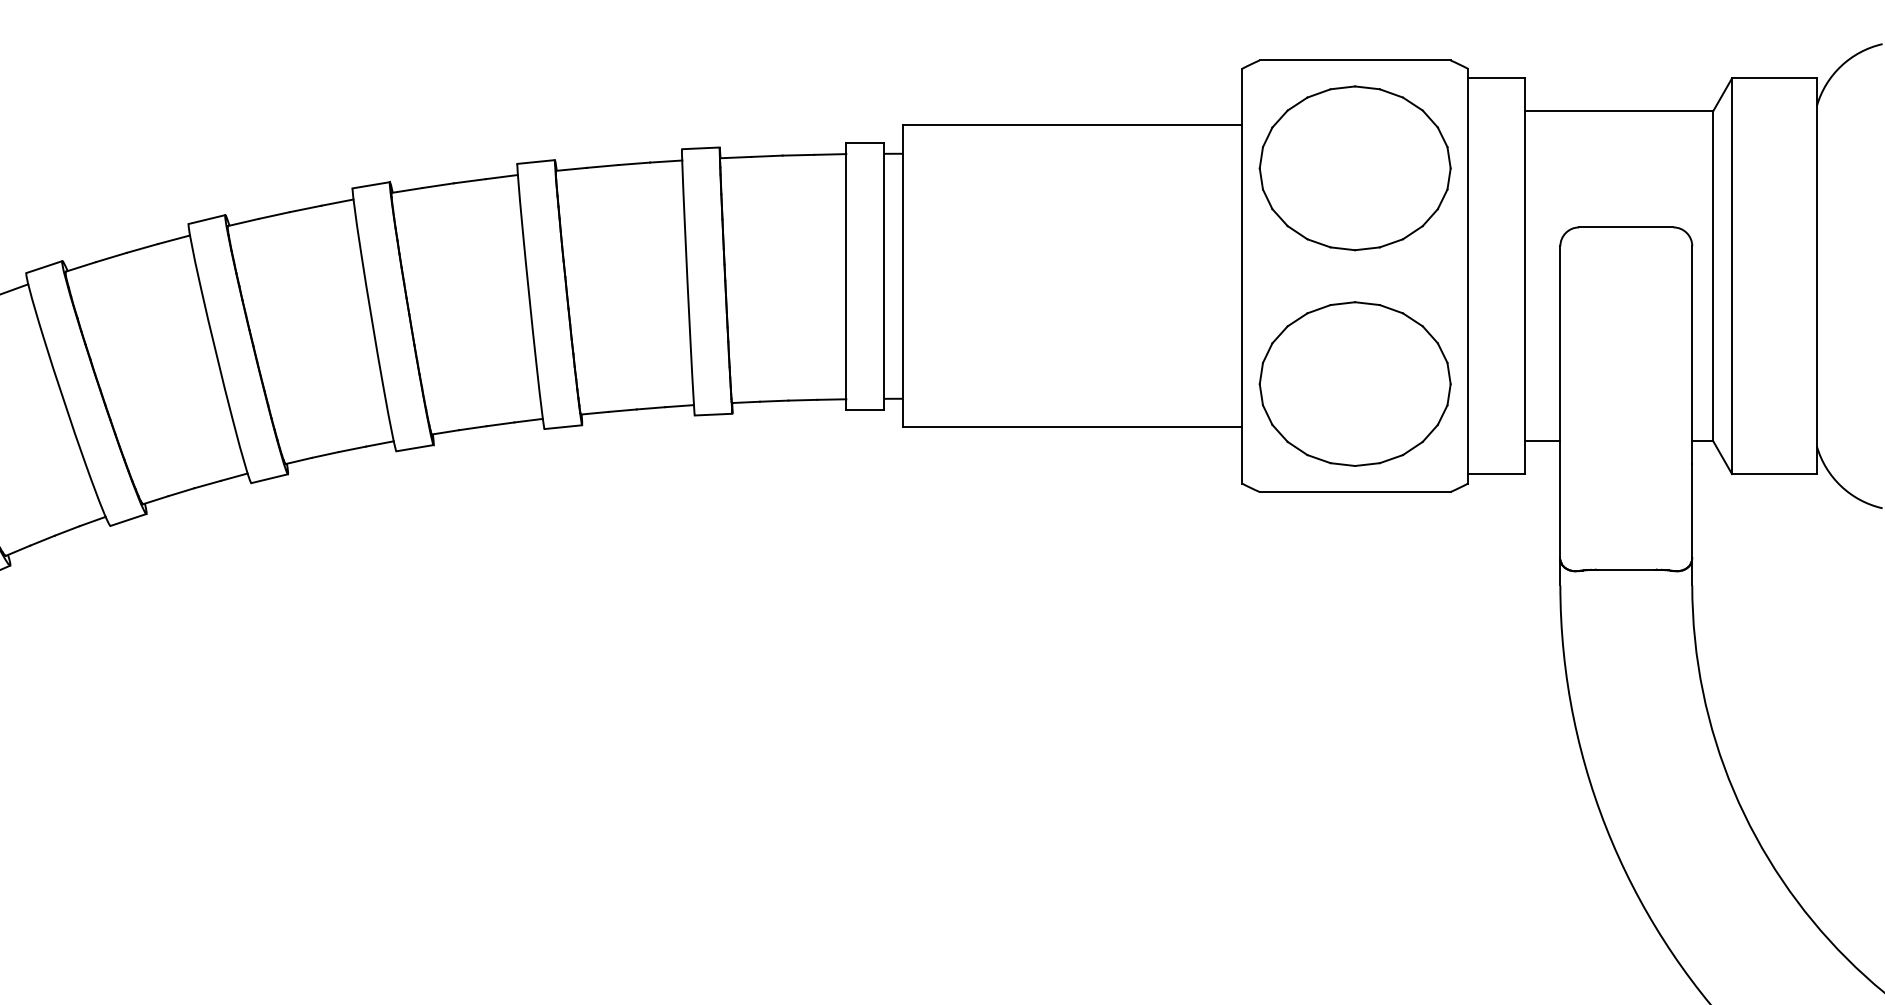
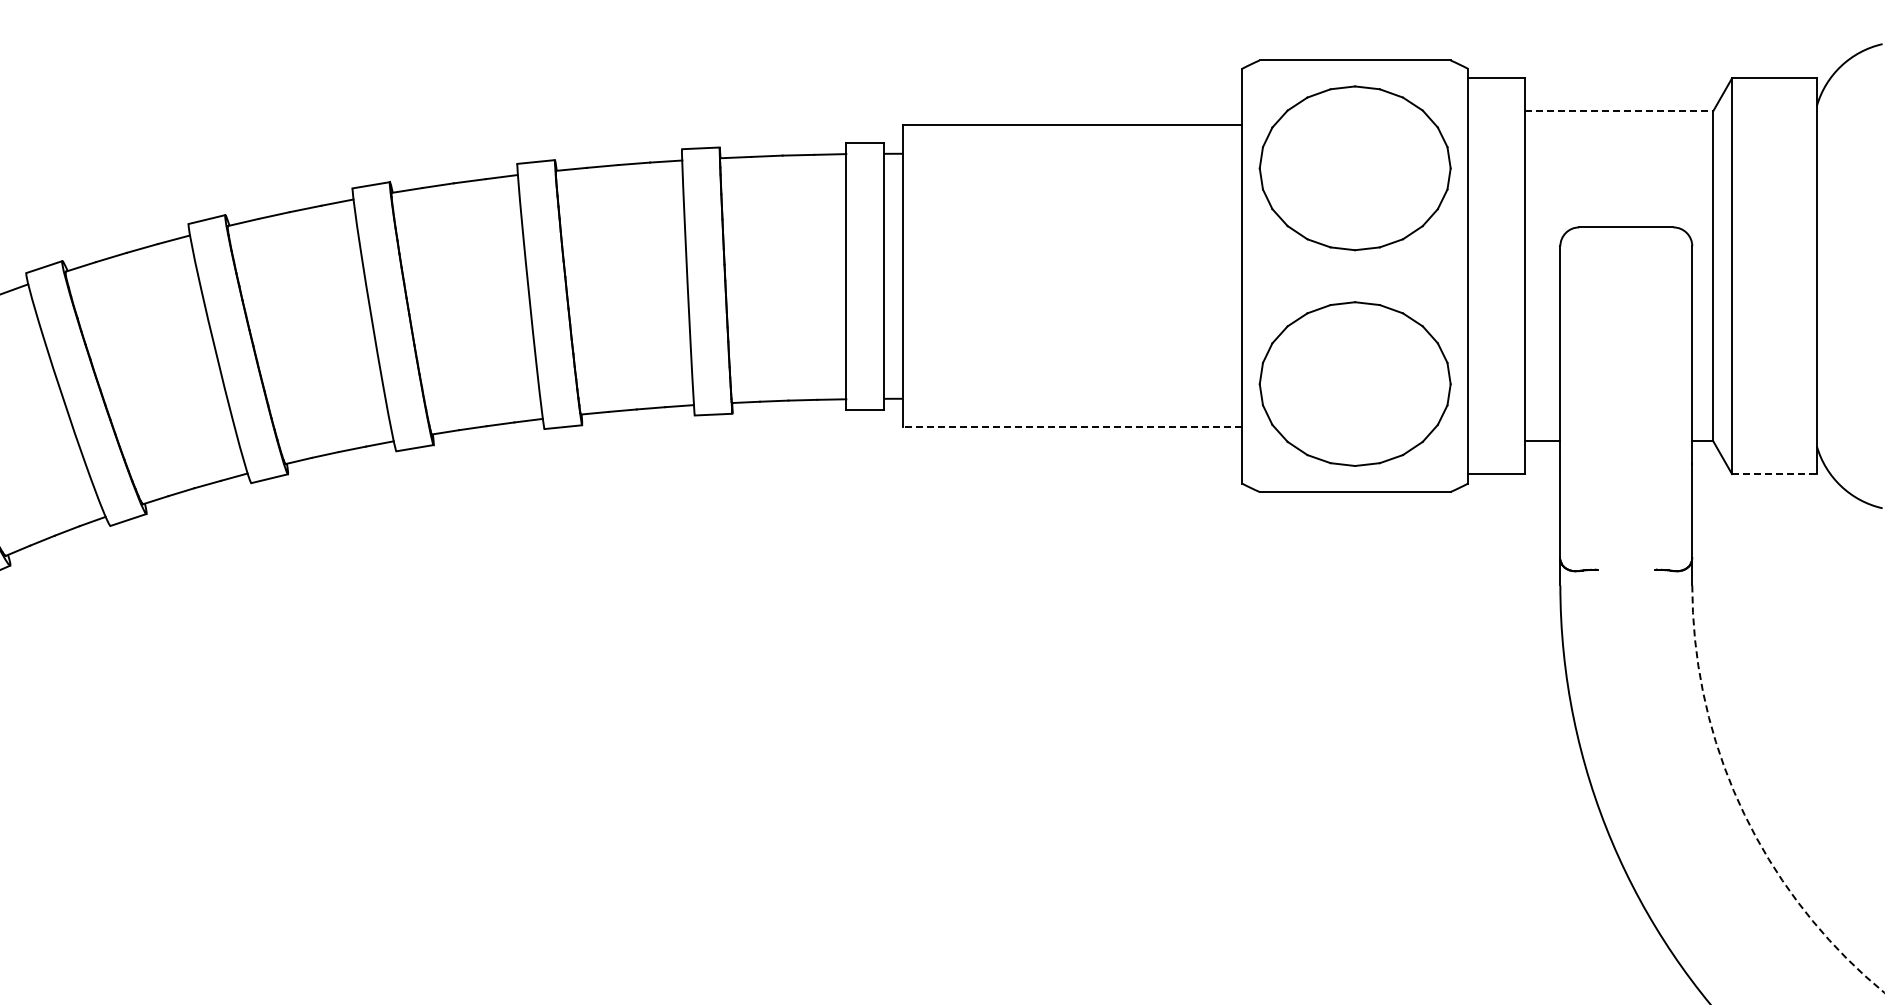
line: solid -> dashed (1619, 111)
line: solid -> dashed (1072, 426)
line: solid -> dashed (1774, 474)
line: present -> none (1626, 569)
arc: solid -> dashed (1742, 810)
